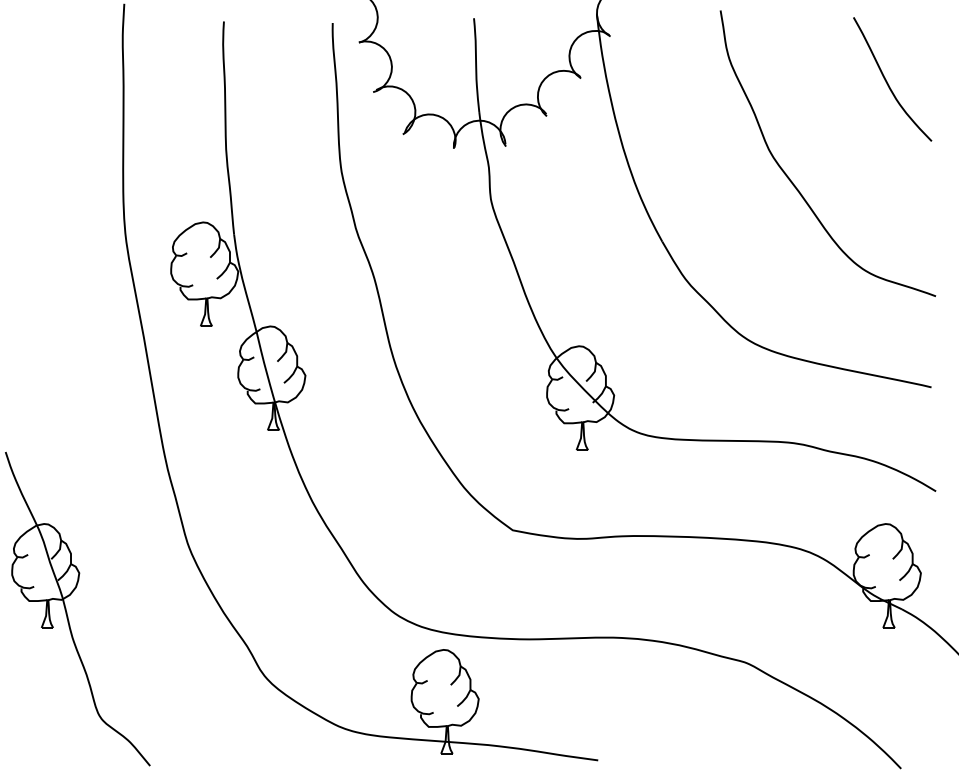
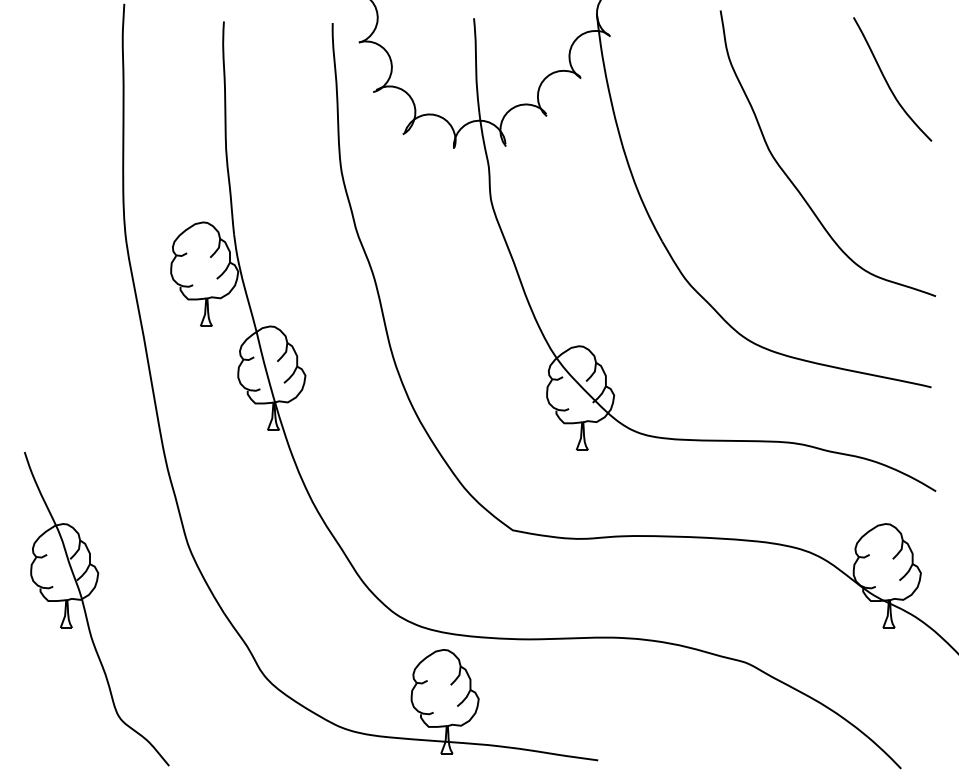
part position: (67, 612) -> (86, 612) (86, 612)
